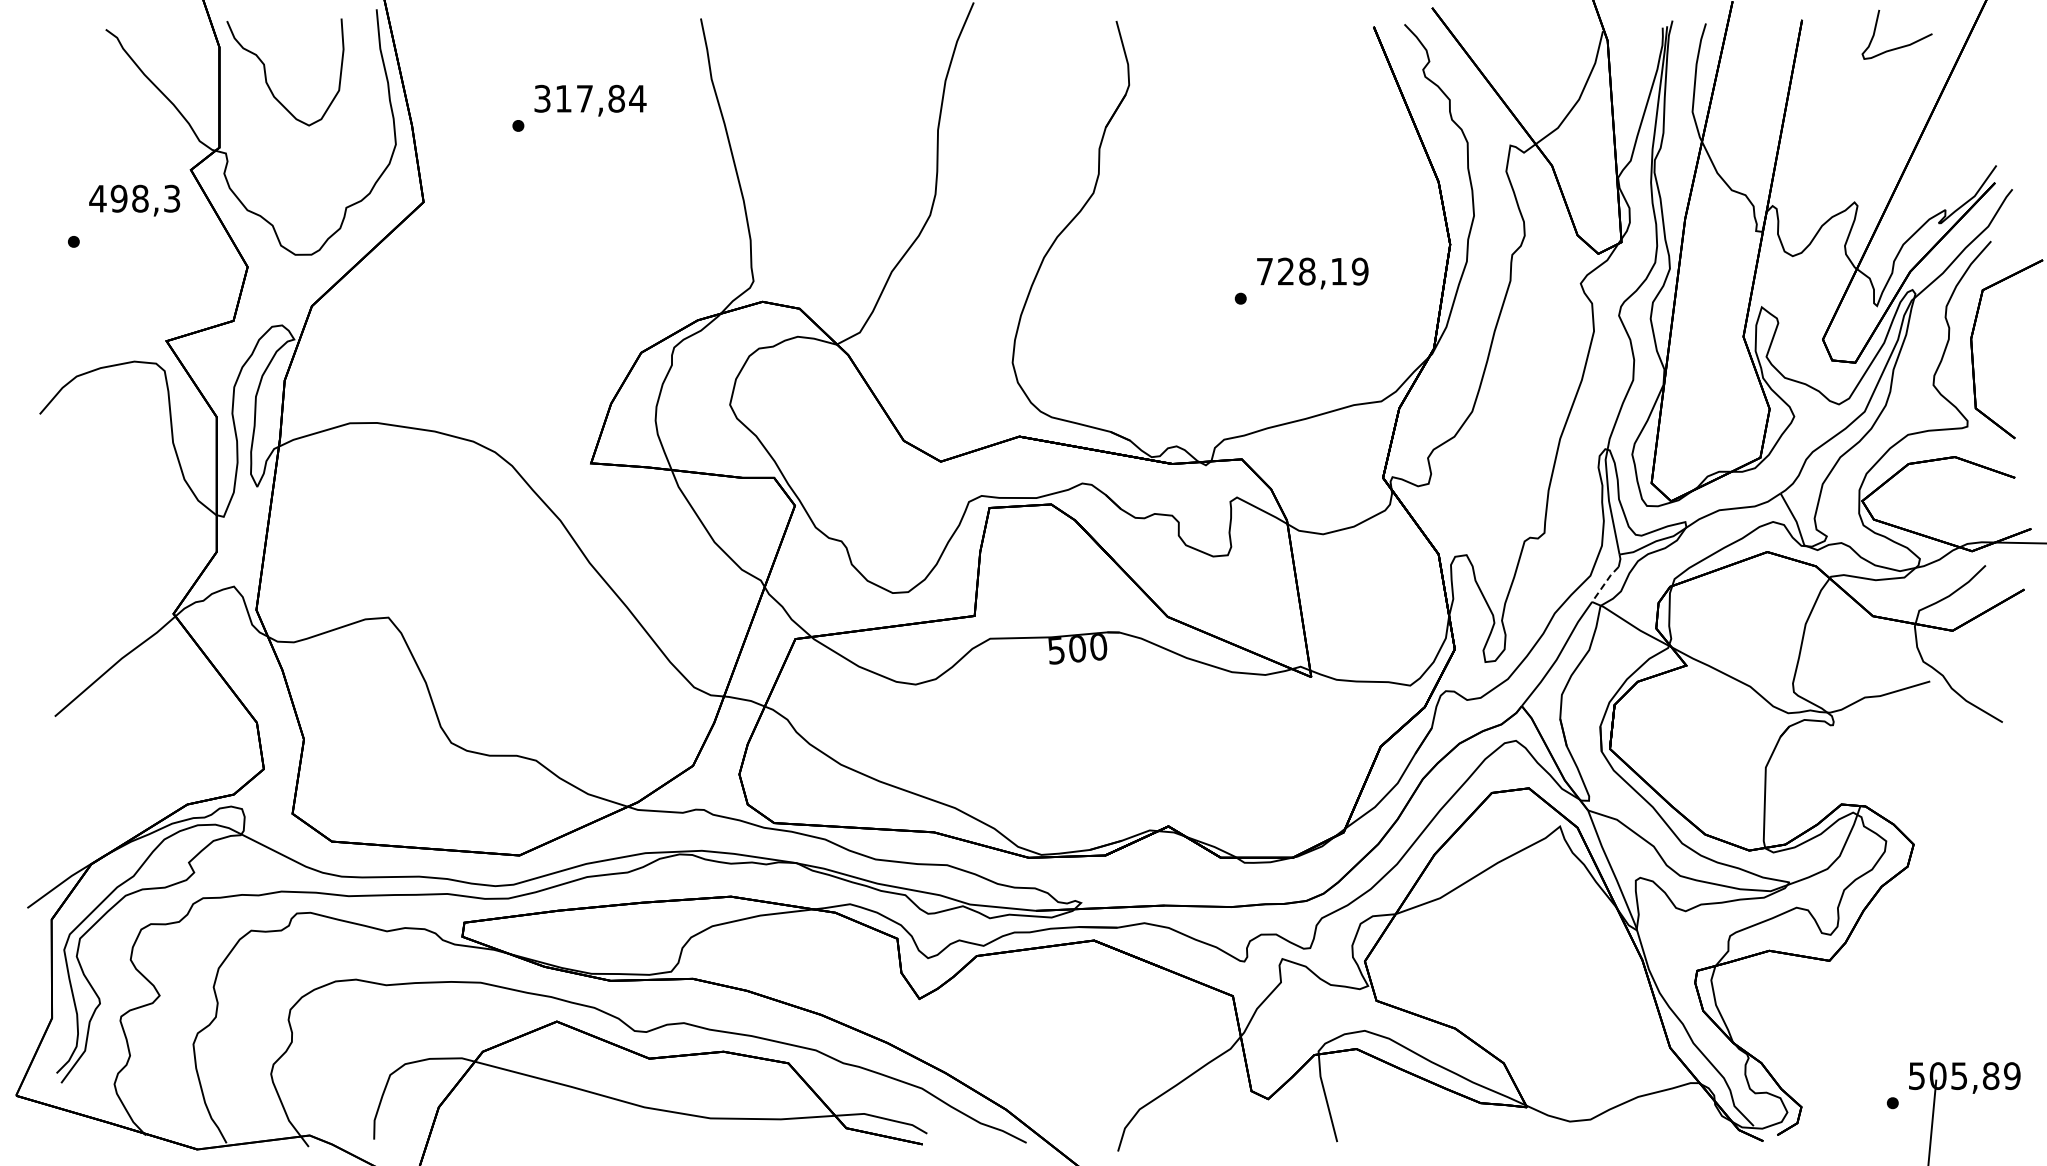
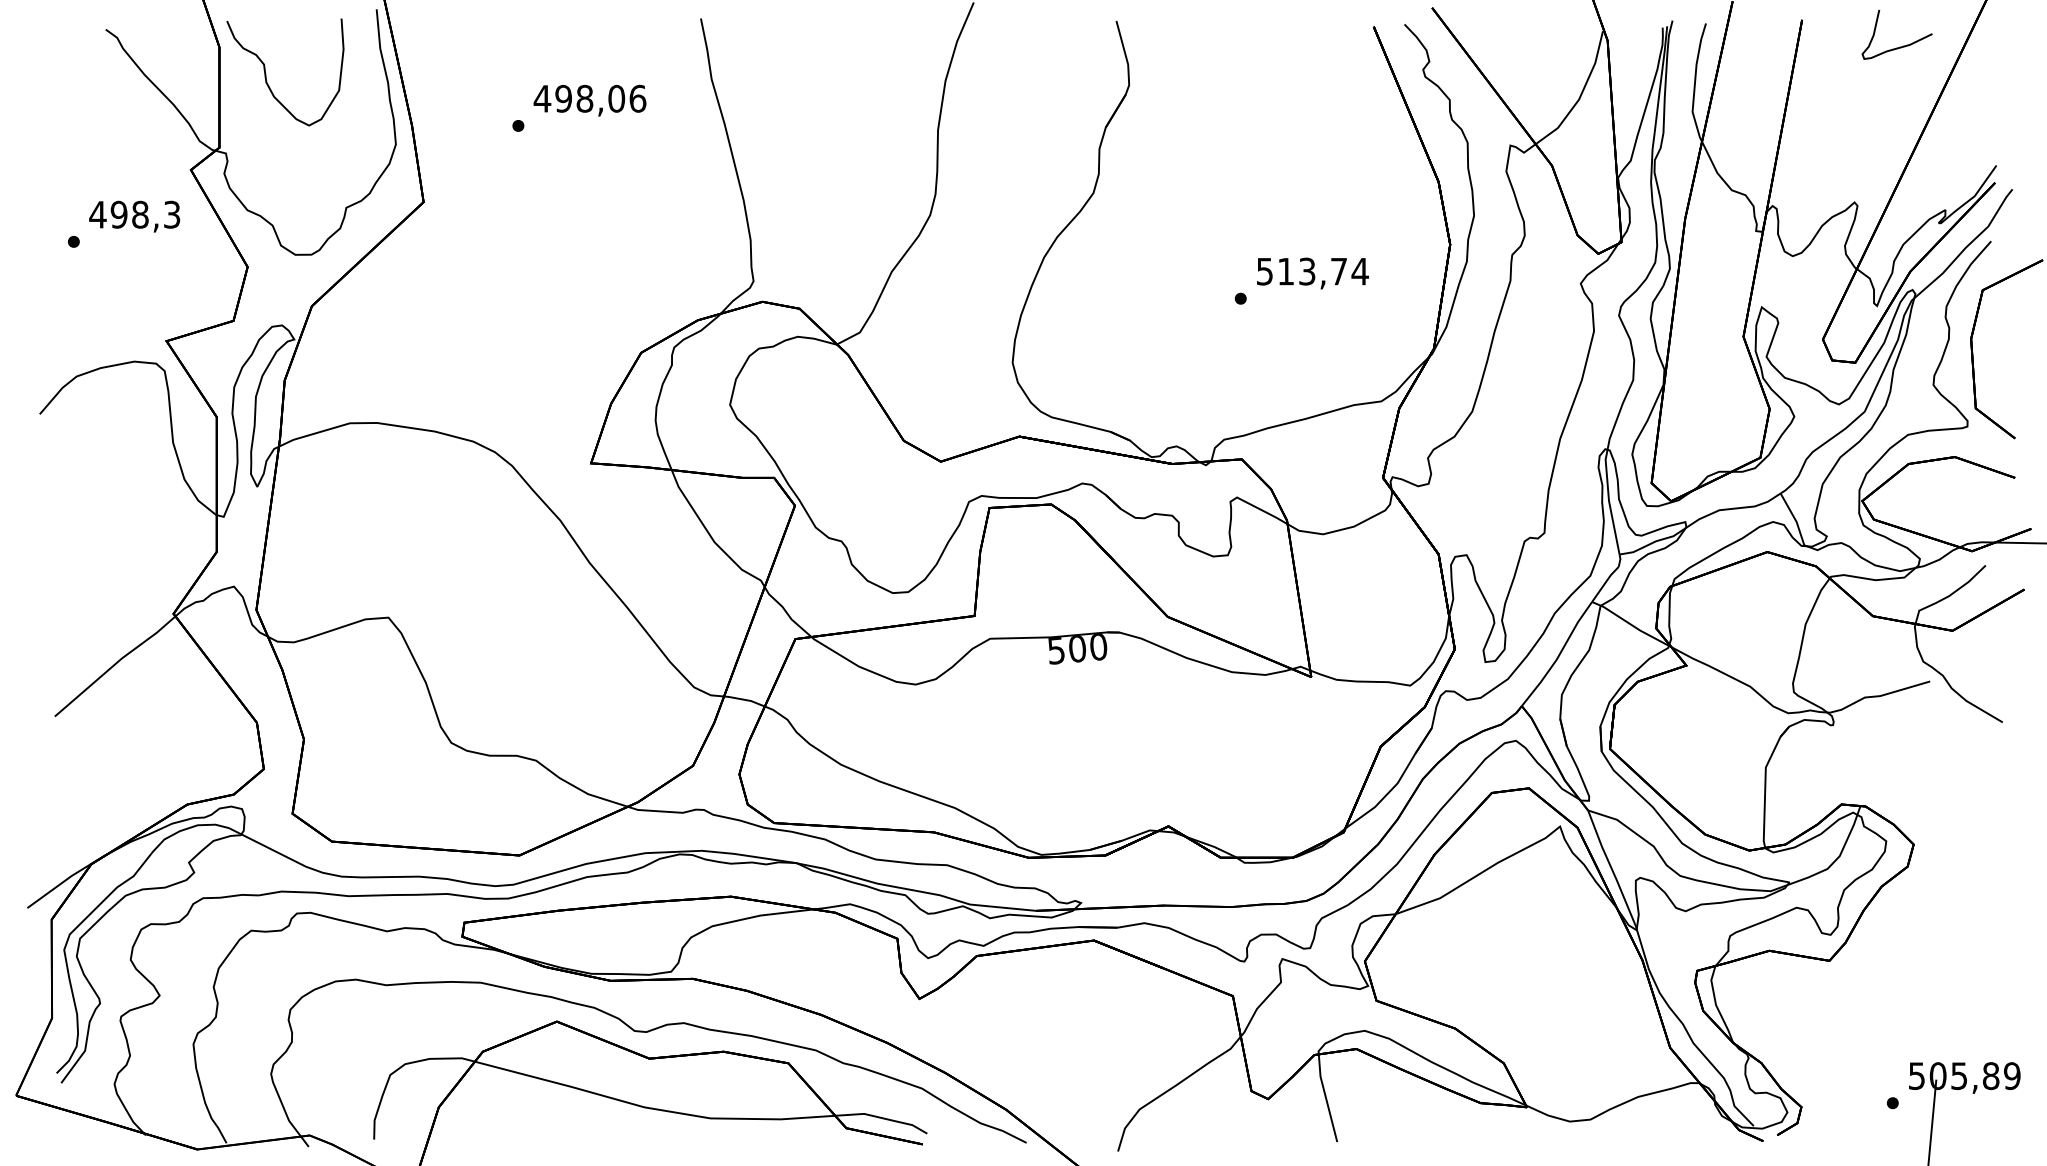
text: 317,84 -> 498,06 (589, 98)
text position: (134, 200) -> (134, 216) (134, 216)
text: 728,19 -> 513,74 (1312, 271)
line: dashed -> solid (1605, 583)
